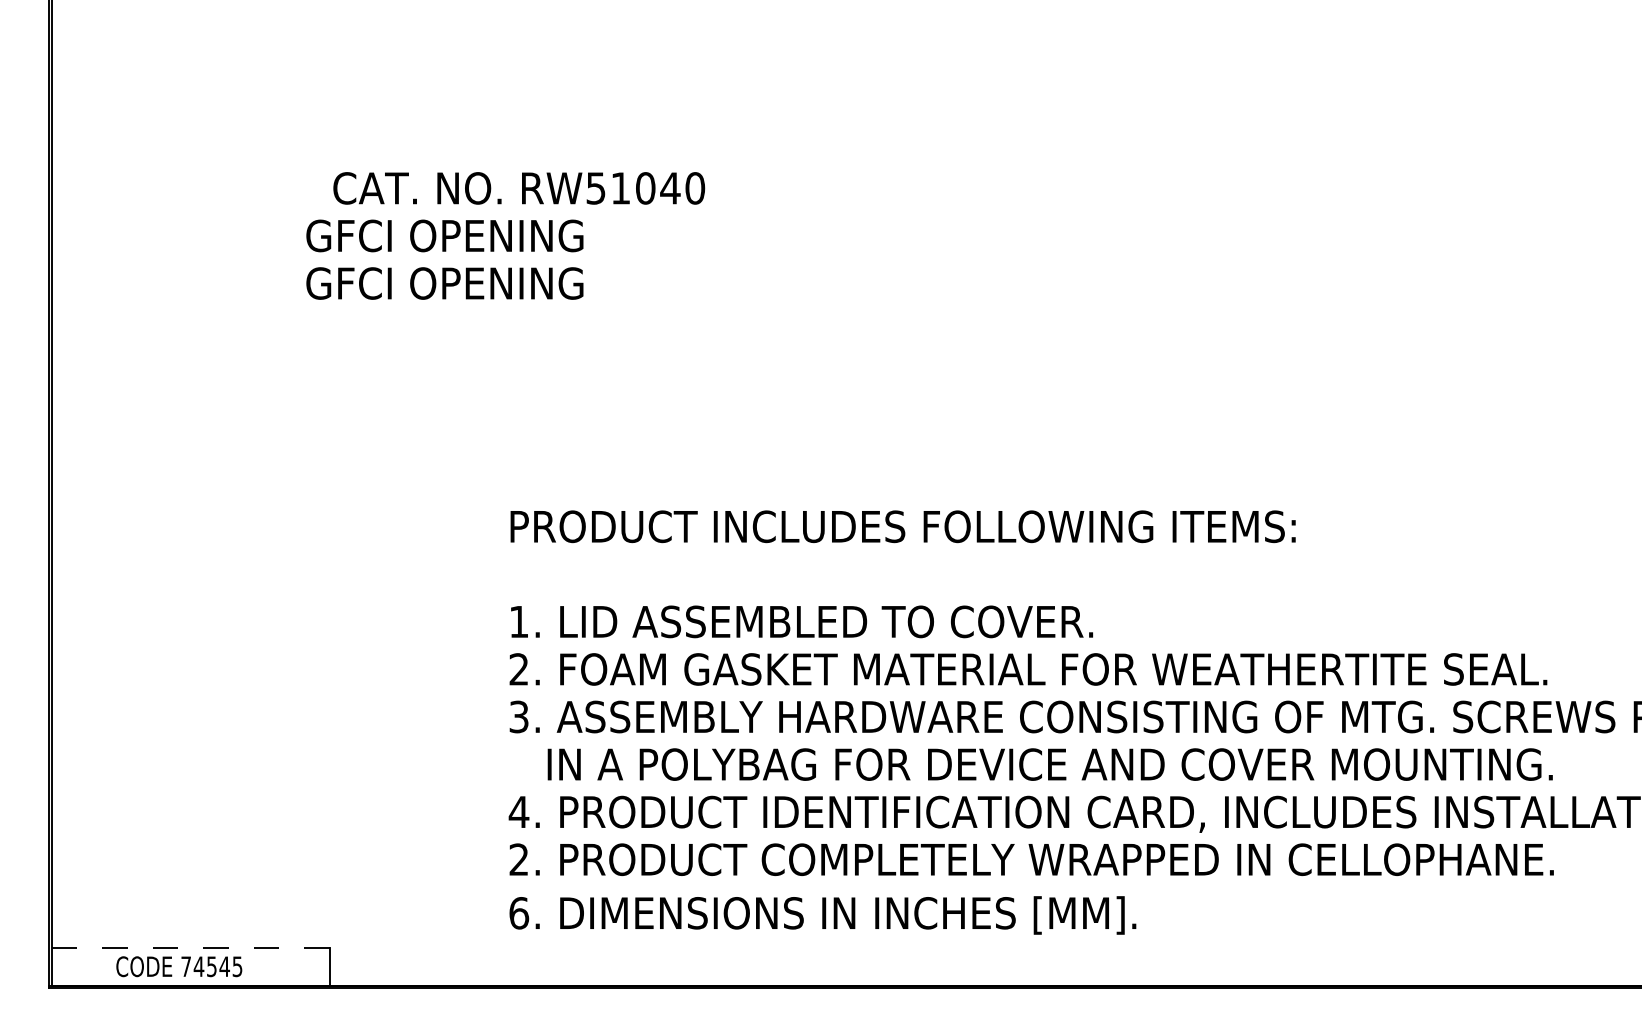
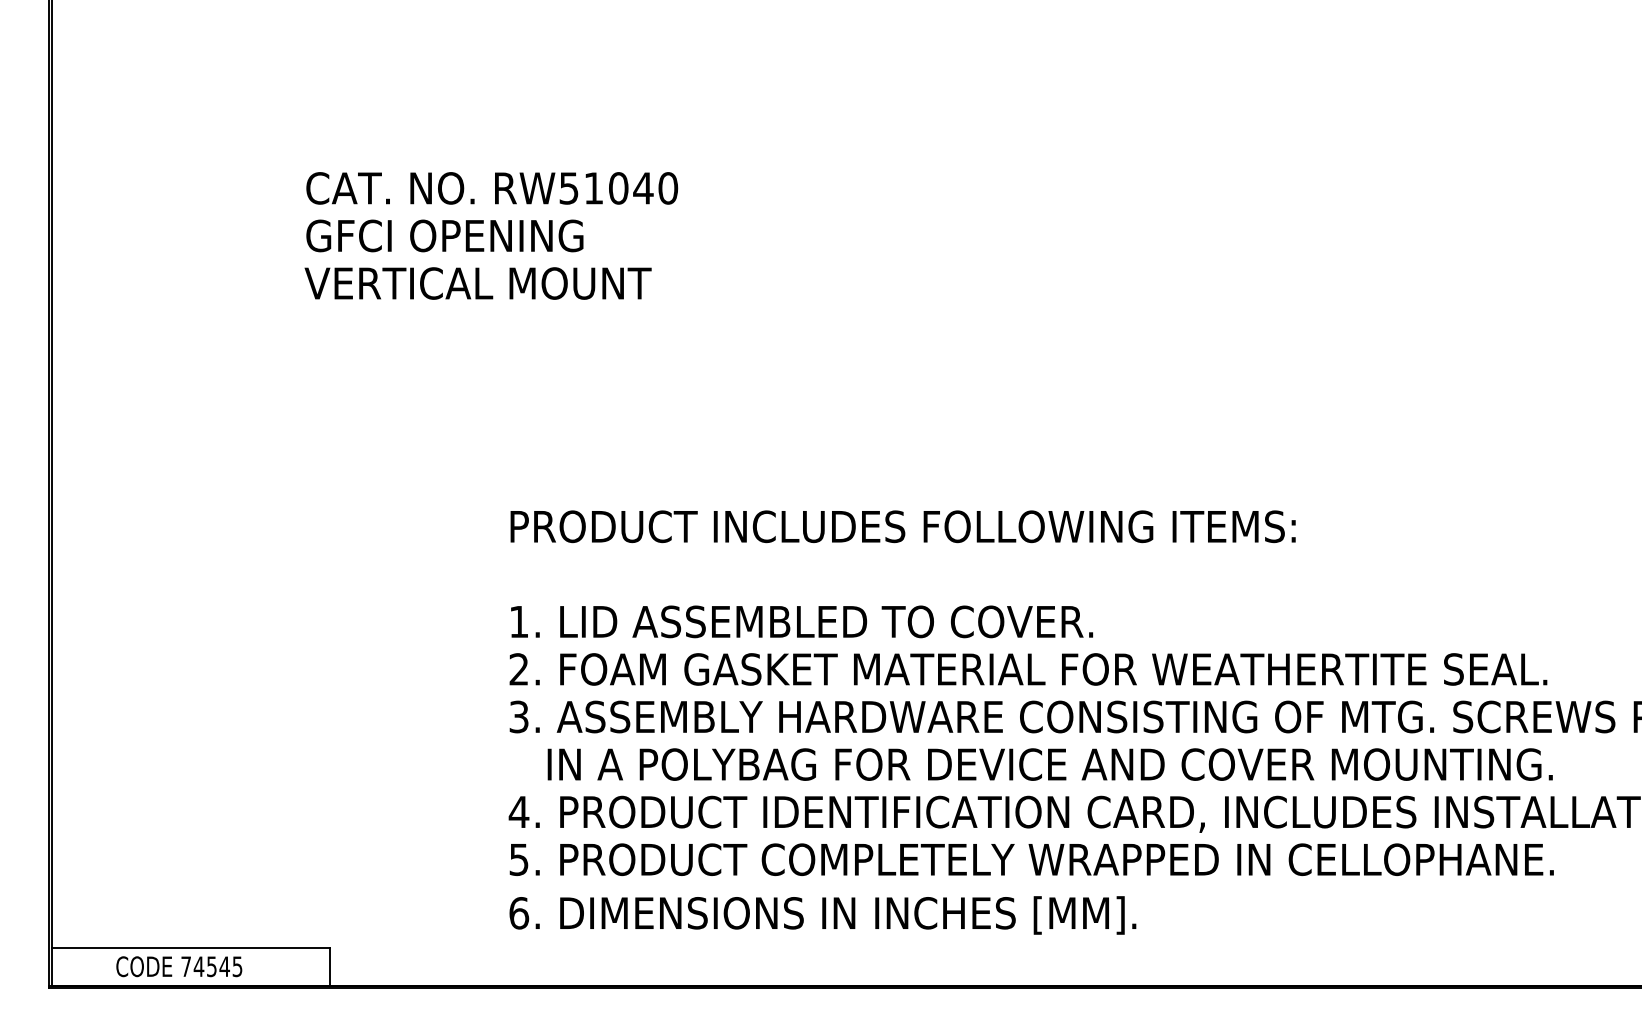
text position: (519, 188) -> (492, 188) (492, 188)
text: GFCI OPENING -> VERTICAL MOUNT (477, 283)
text: 2. -> 5. (518, 859)
line: dashed -> solid (190, 947)
